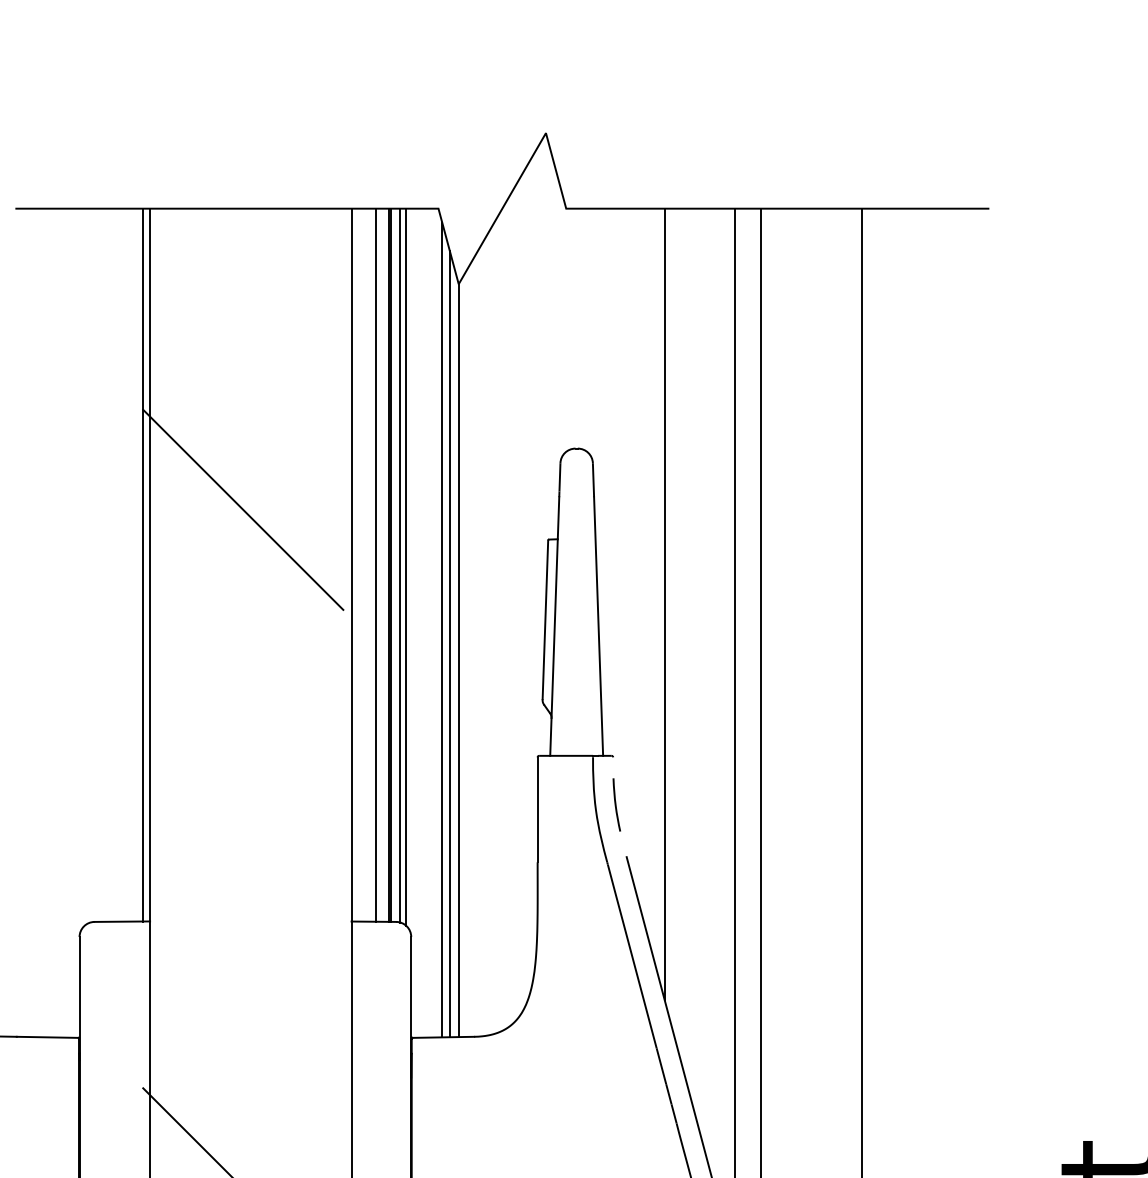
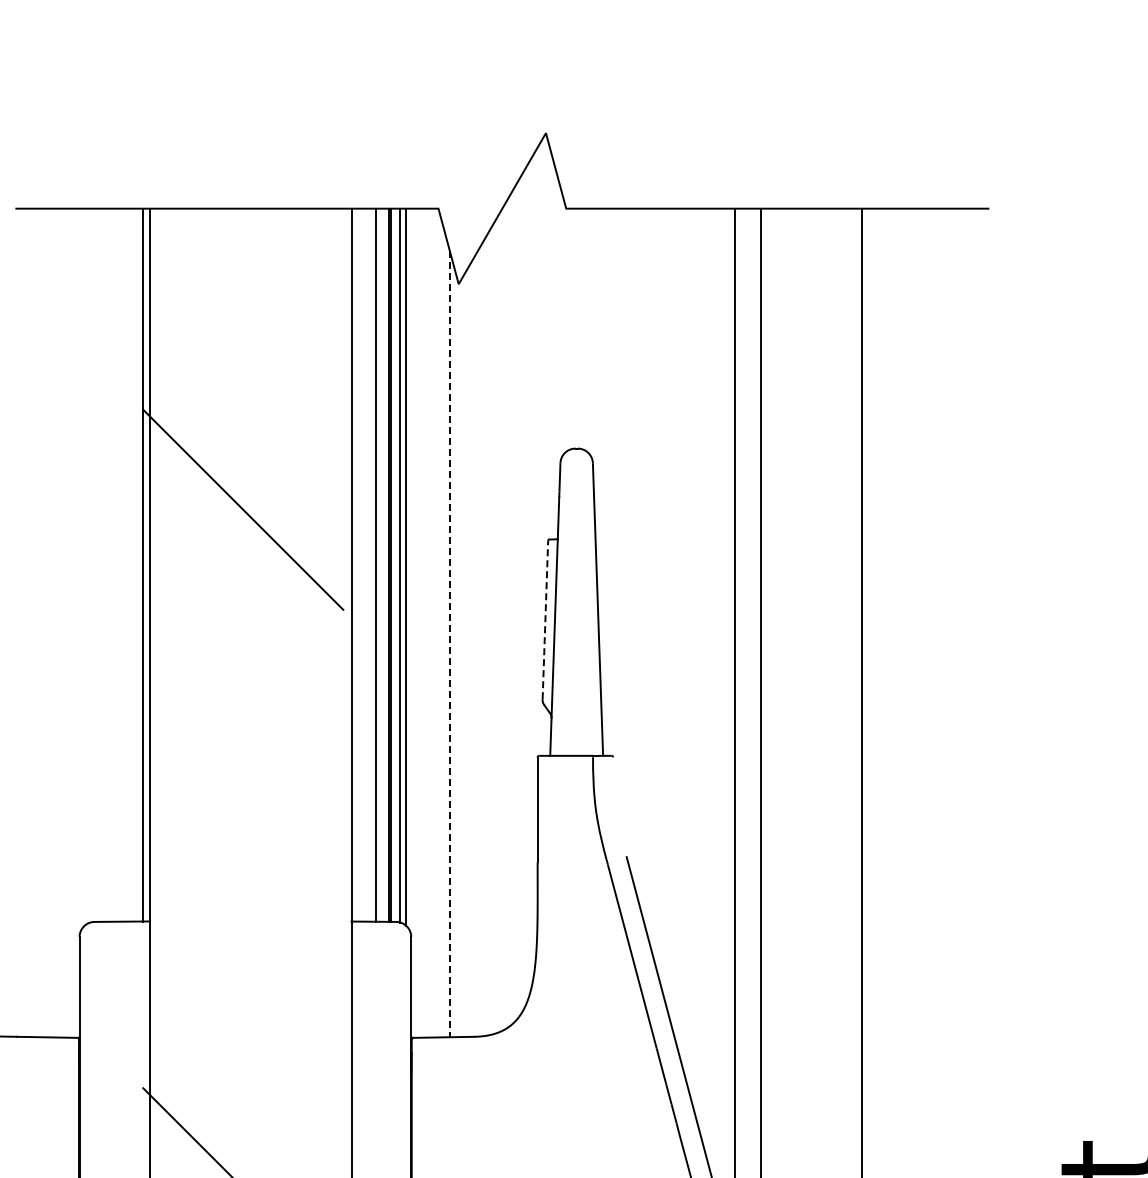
line: present -> none (664, 604)
line: solid -> dashed (545, 619)
line: present -> none (442, 629)
line: solid -> dashed (449, 644)
line: present -> none (459, 660)
curve: present -> none (616, 804)
